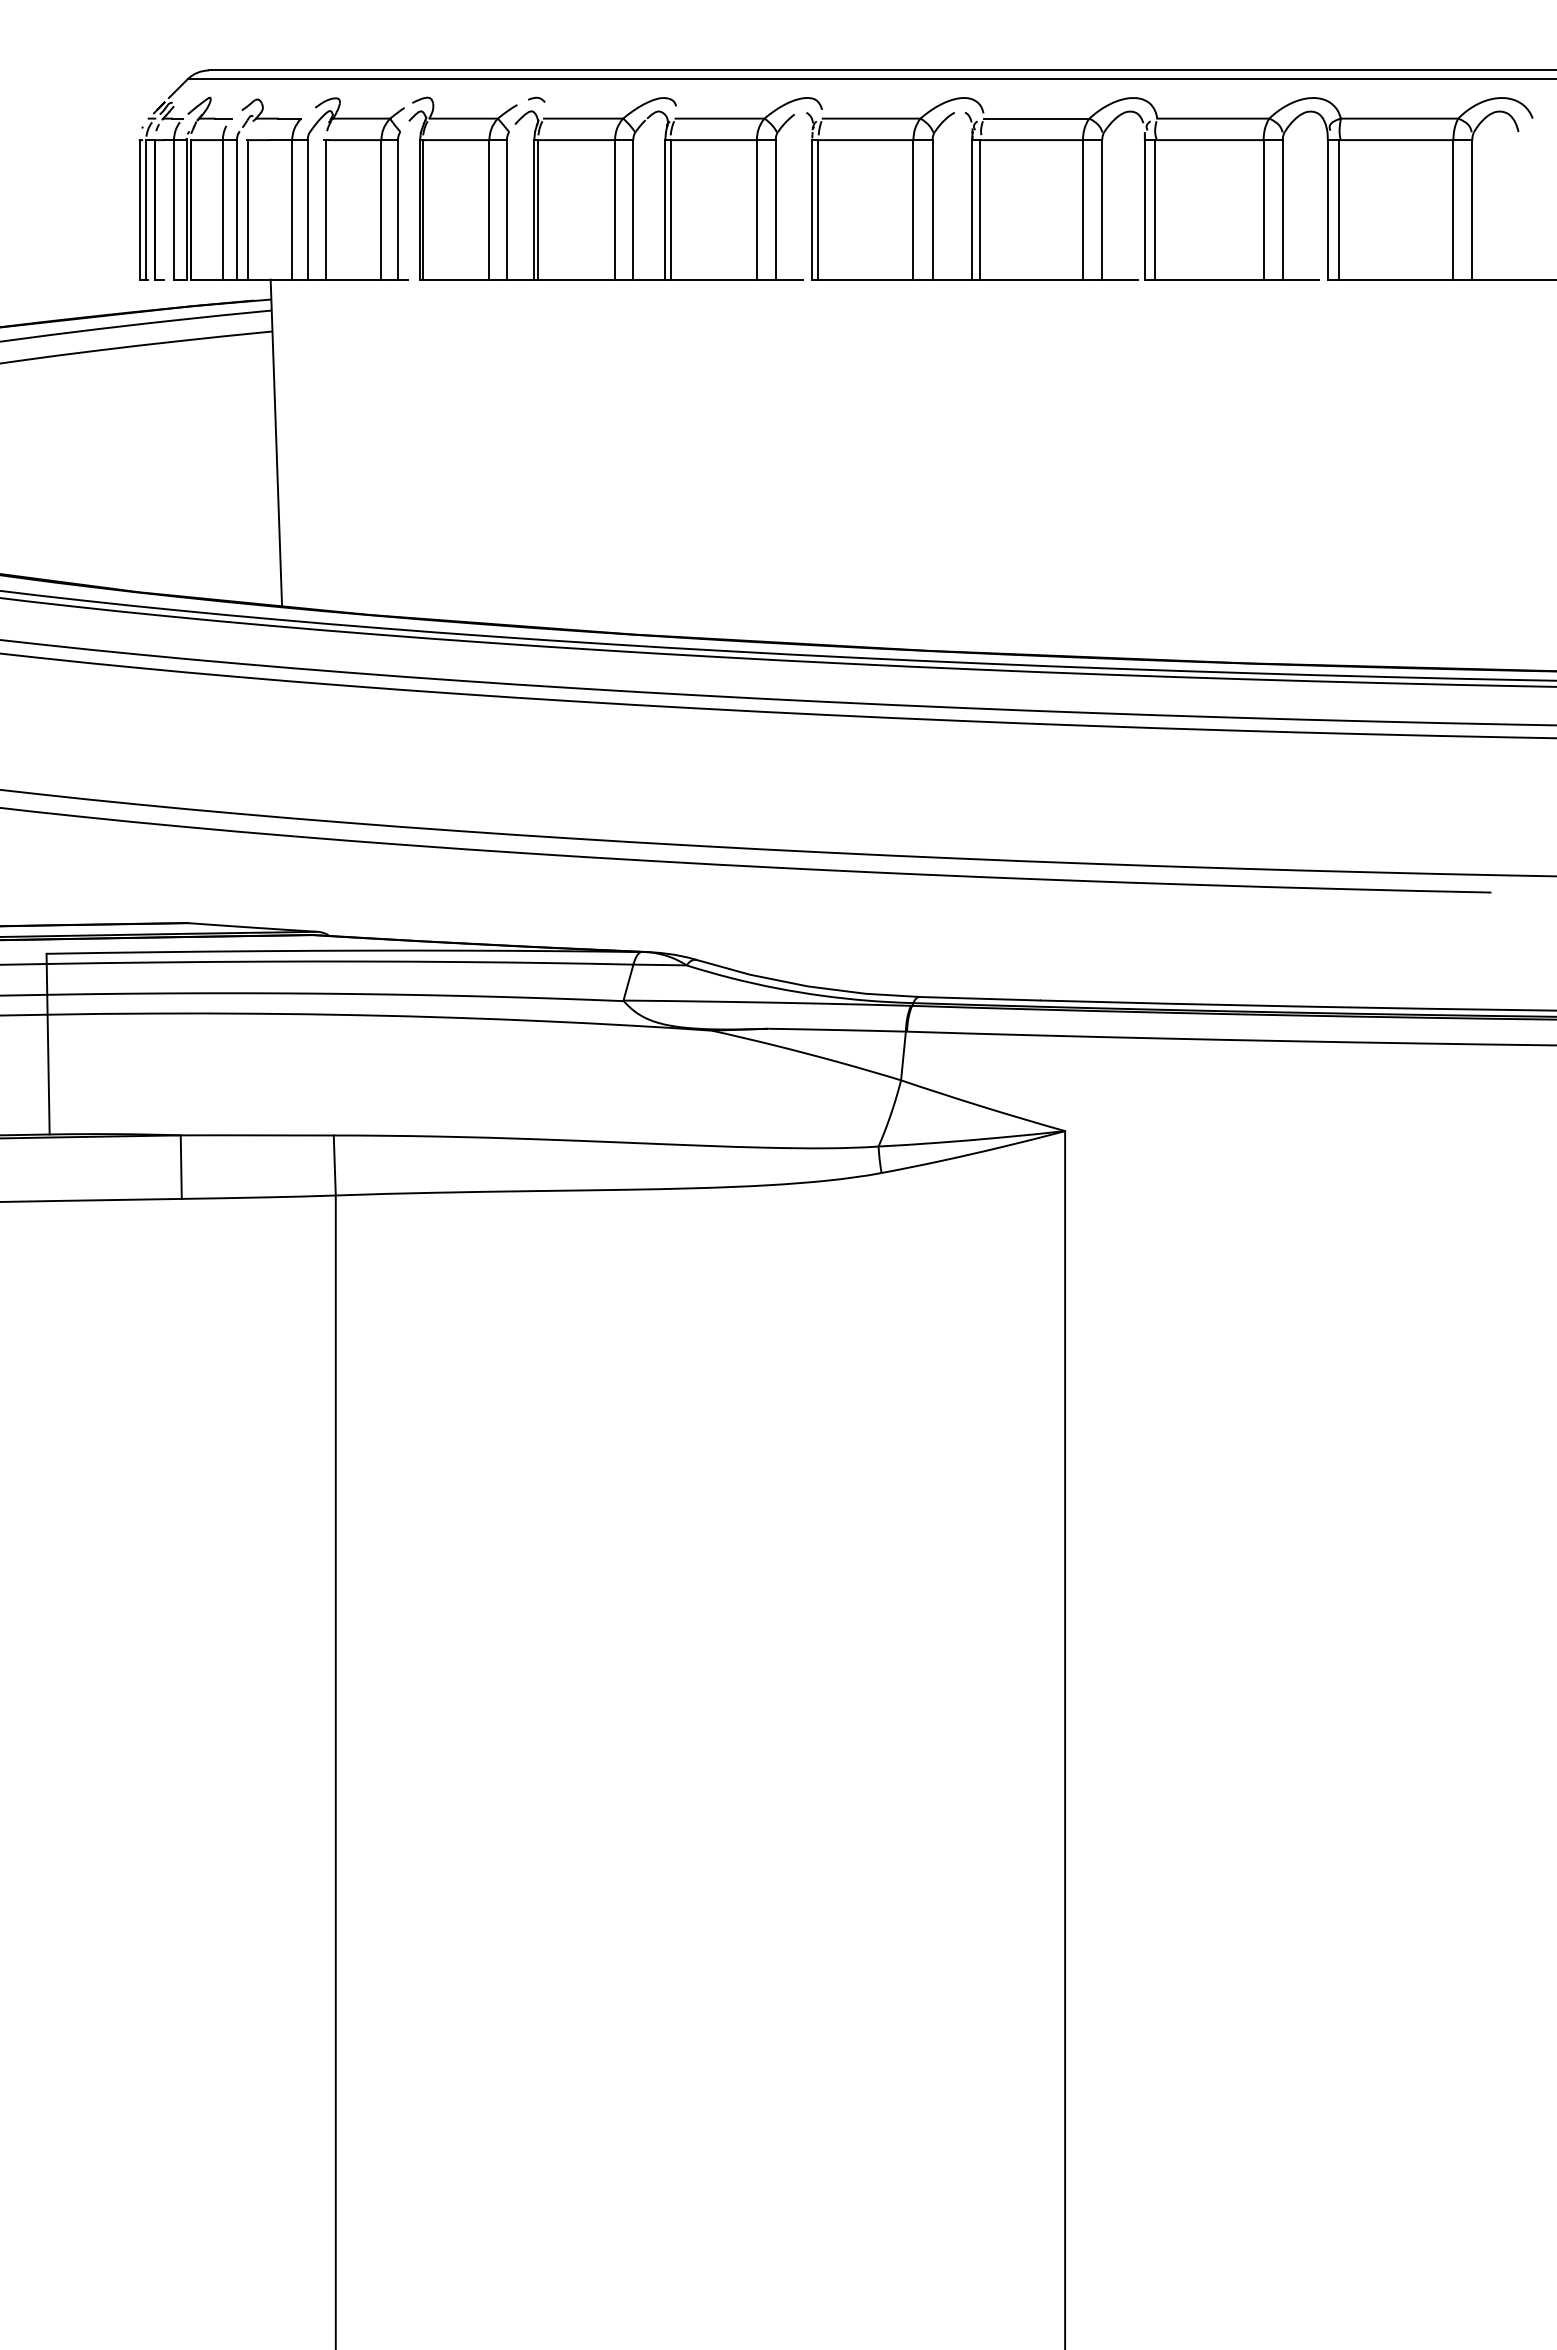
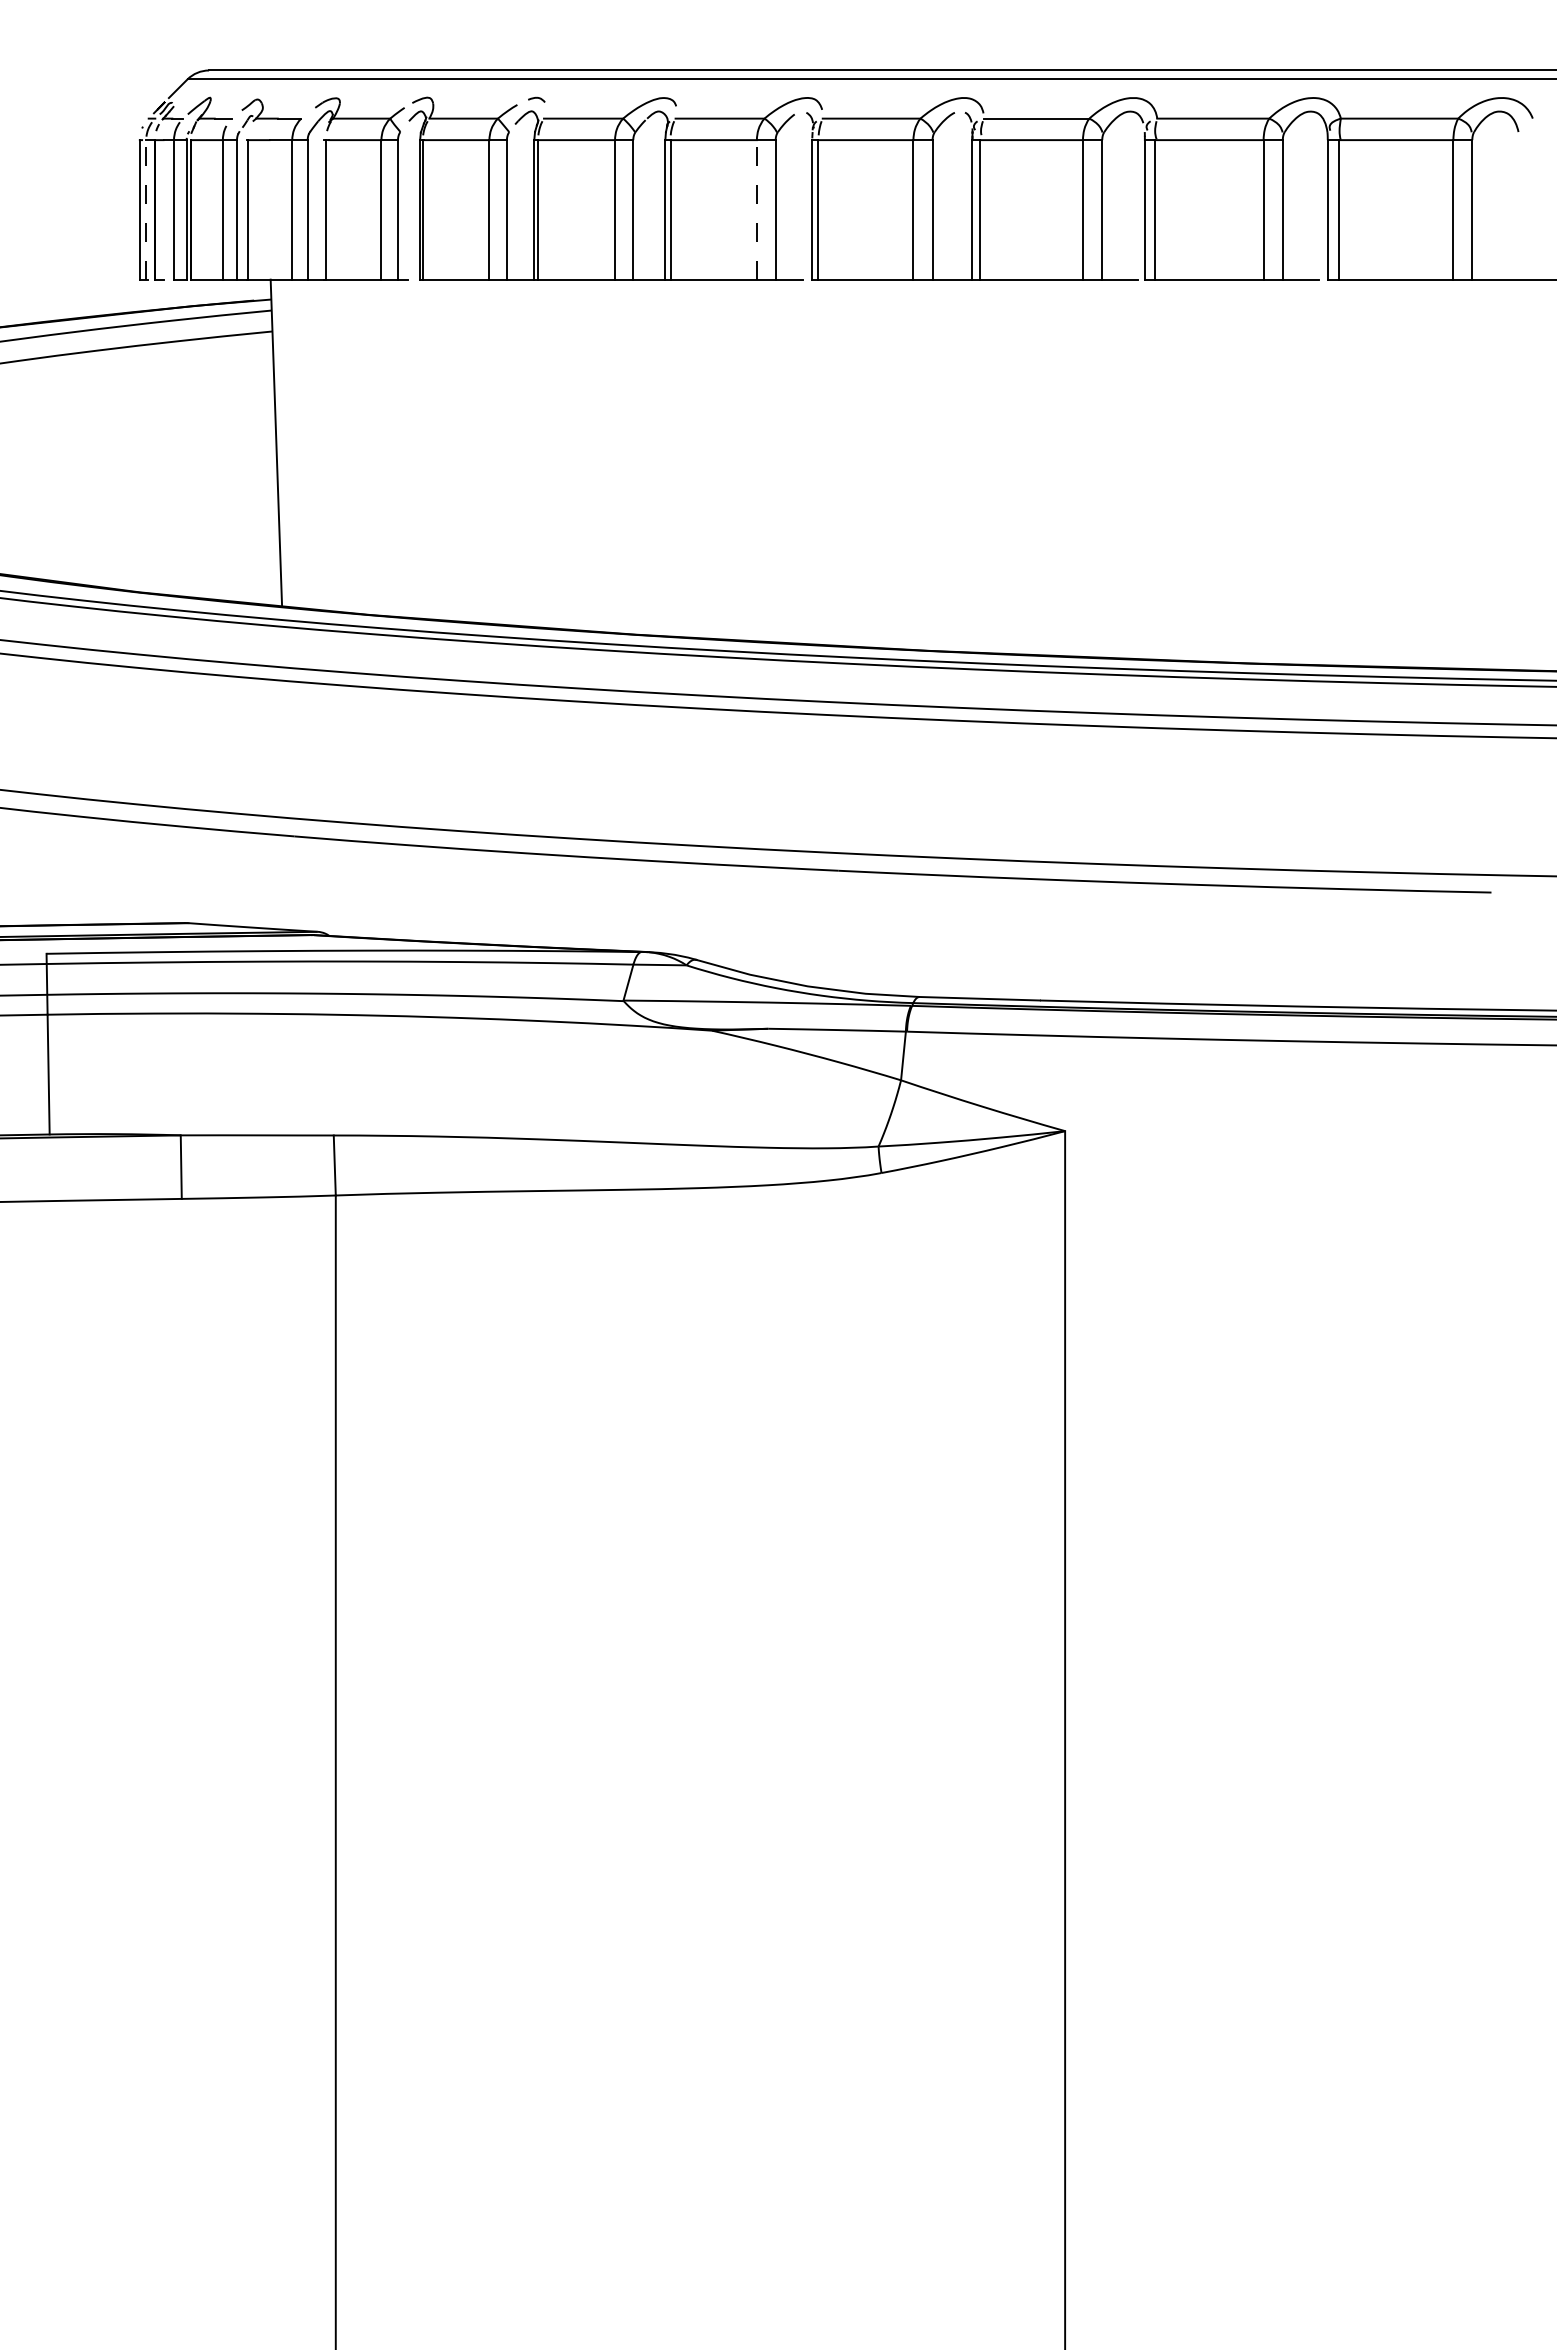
line: solid -> dashed (146, 209)
line: solid -> dashed (756, 209)
